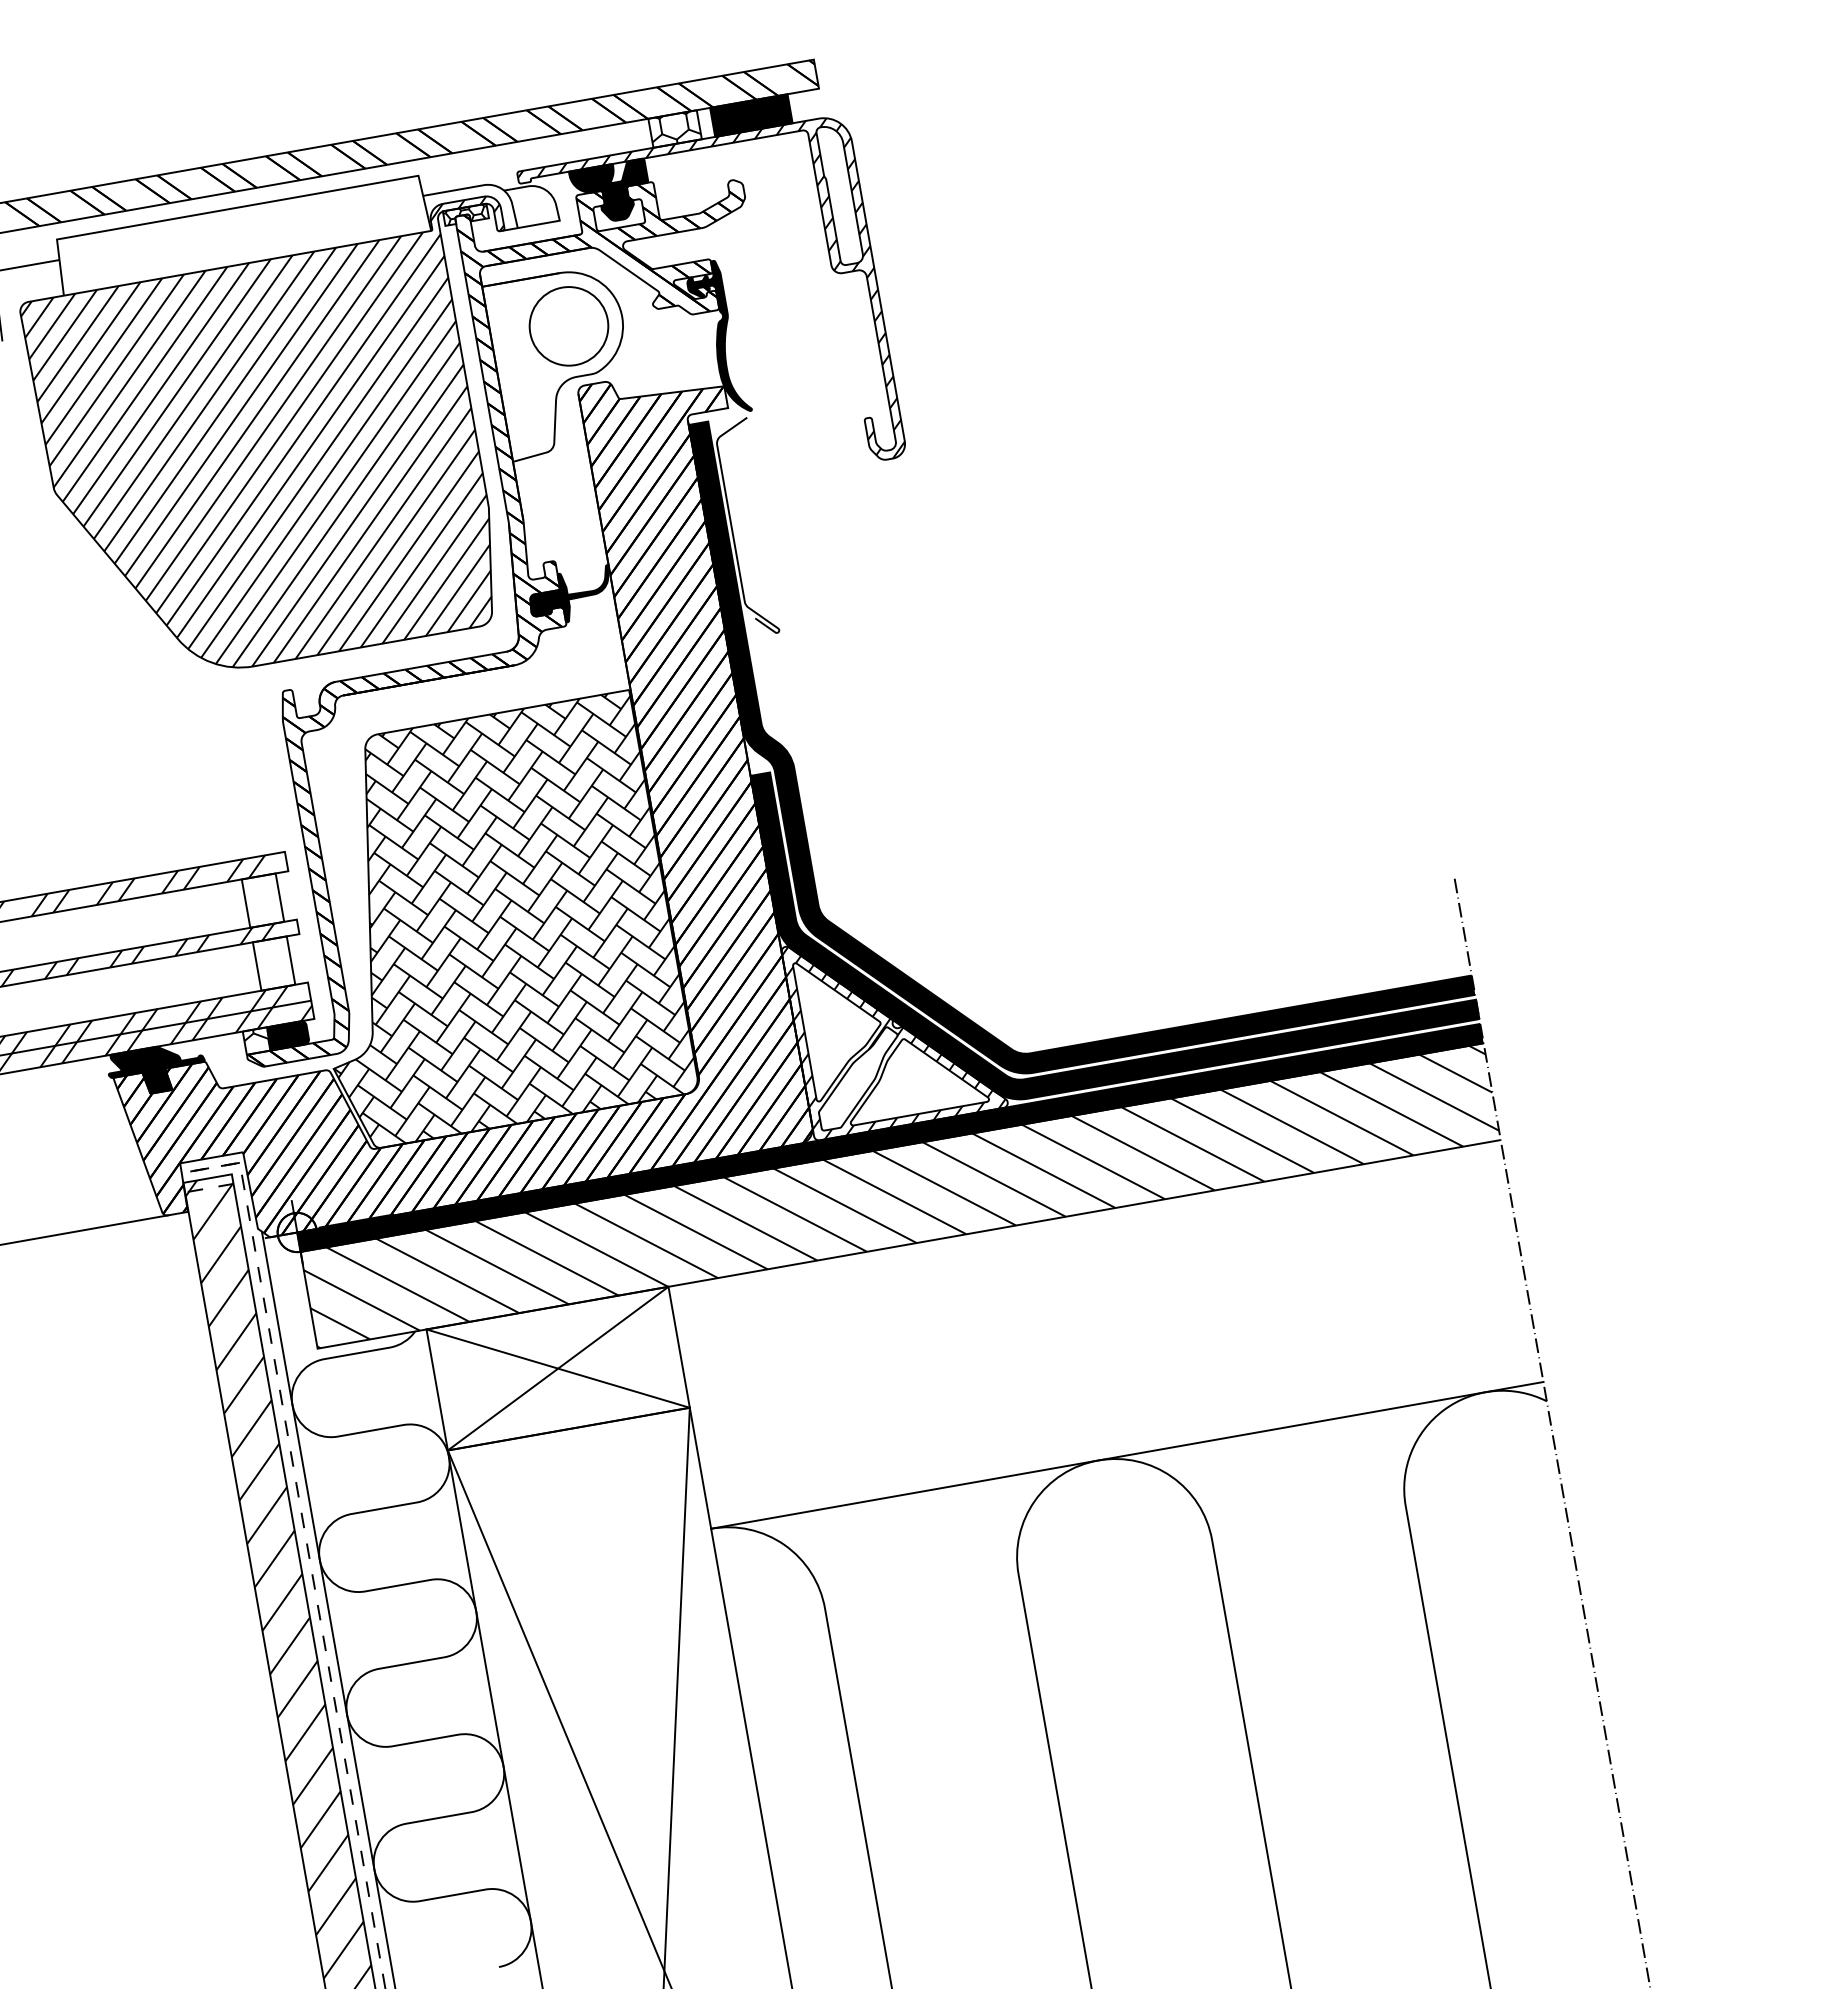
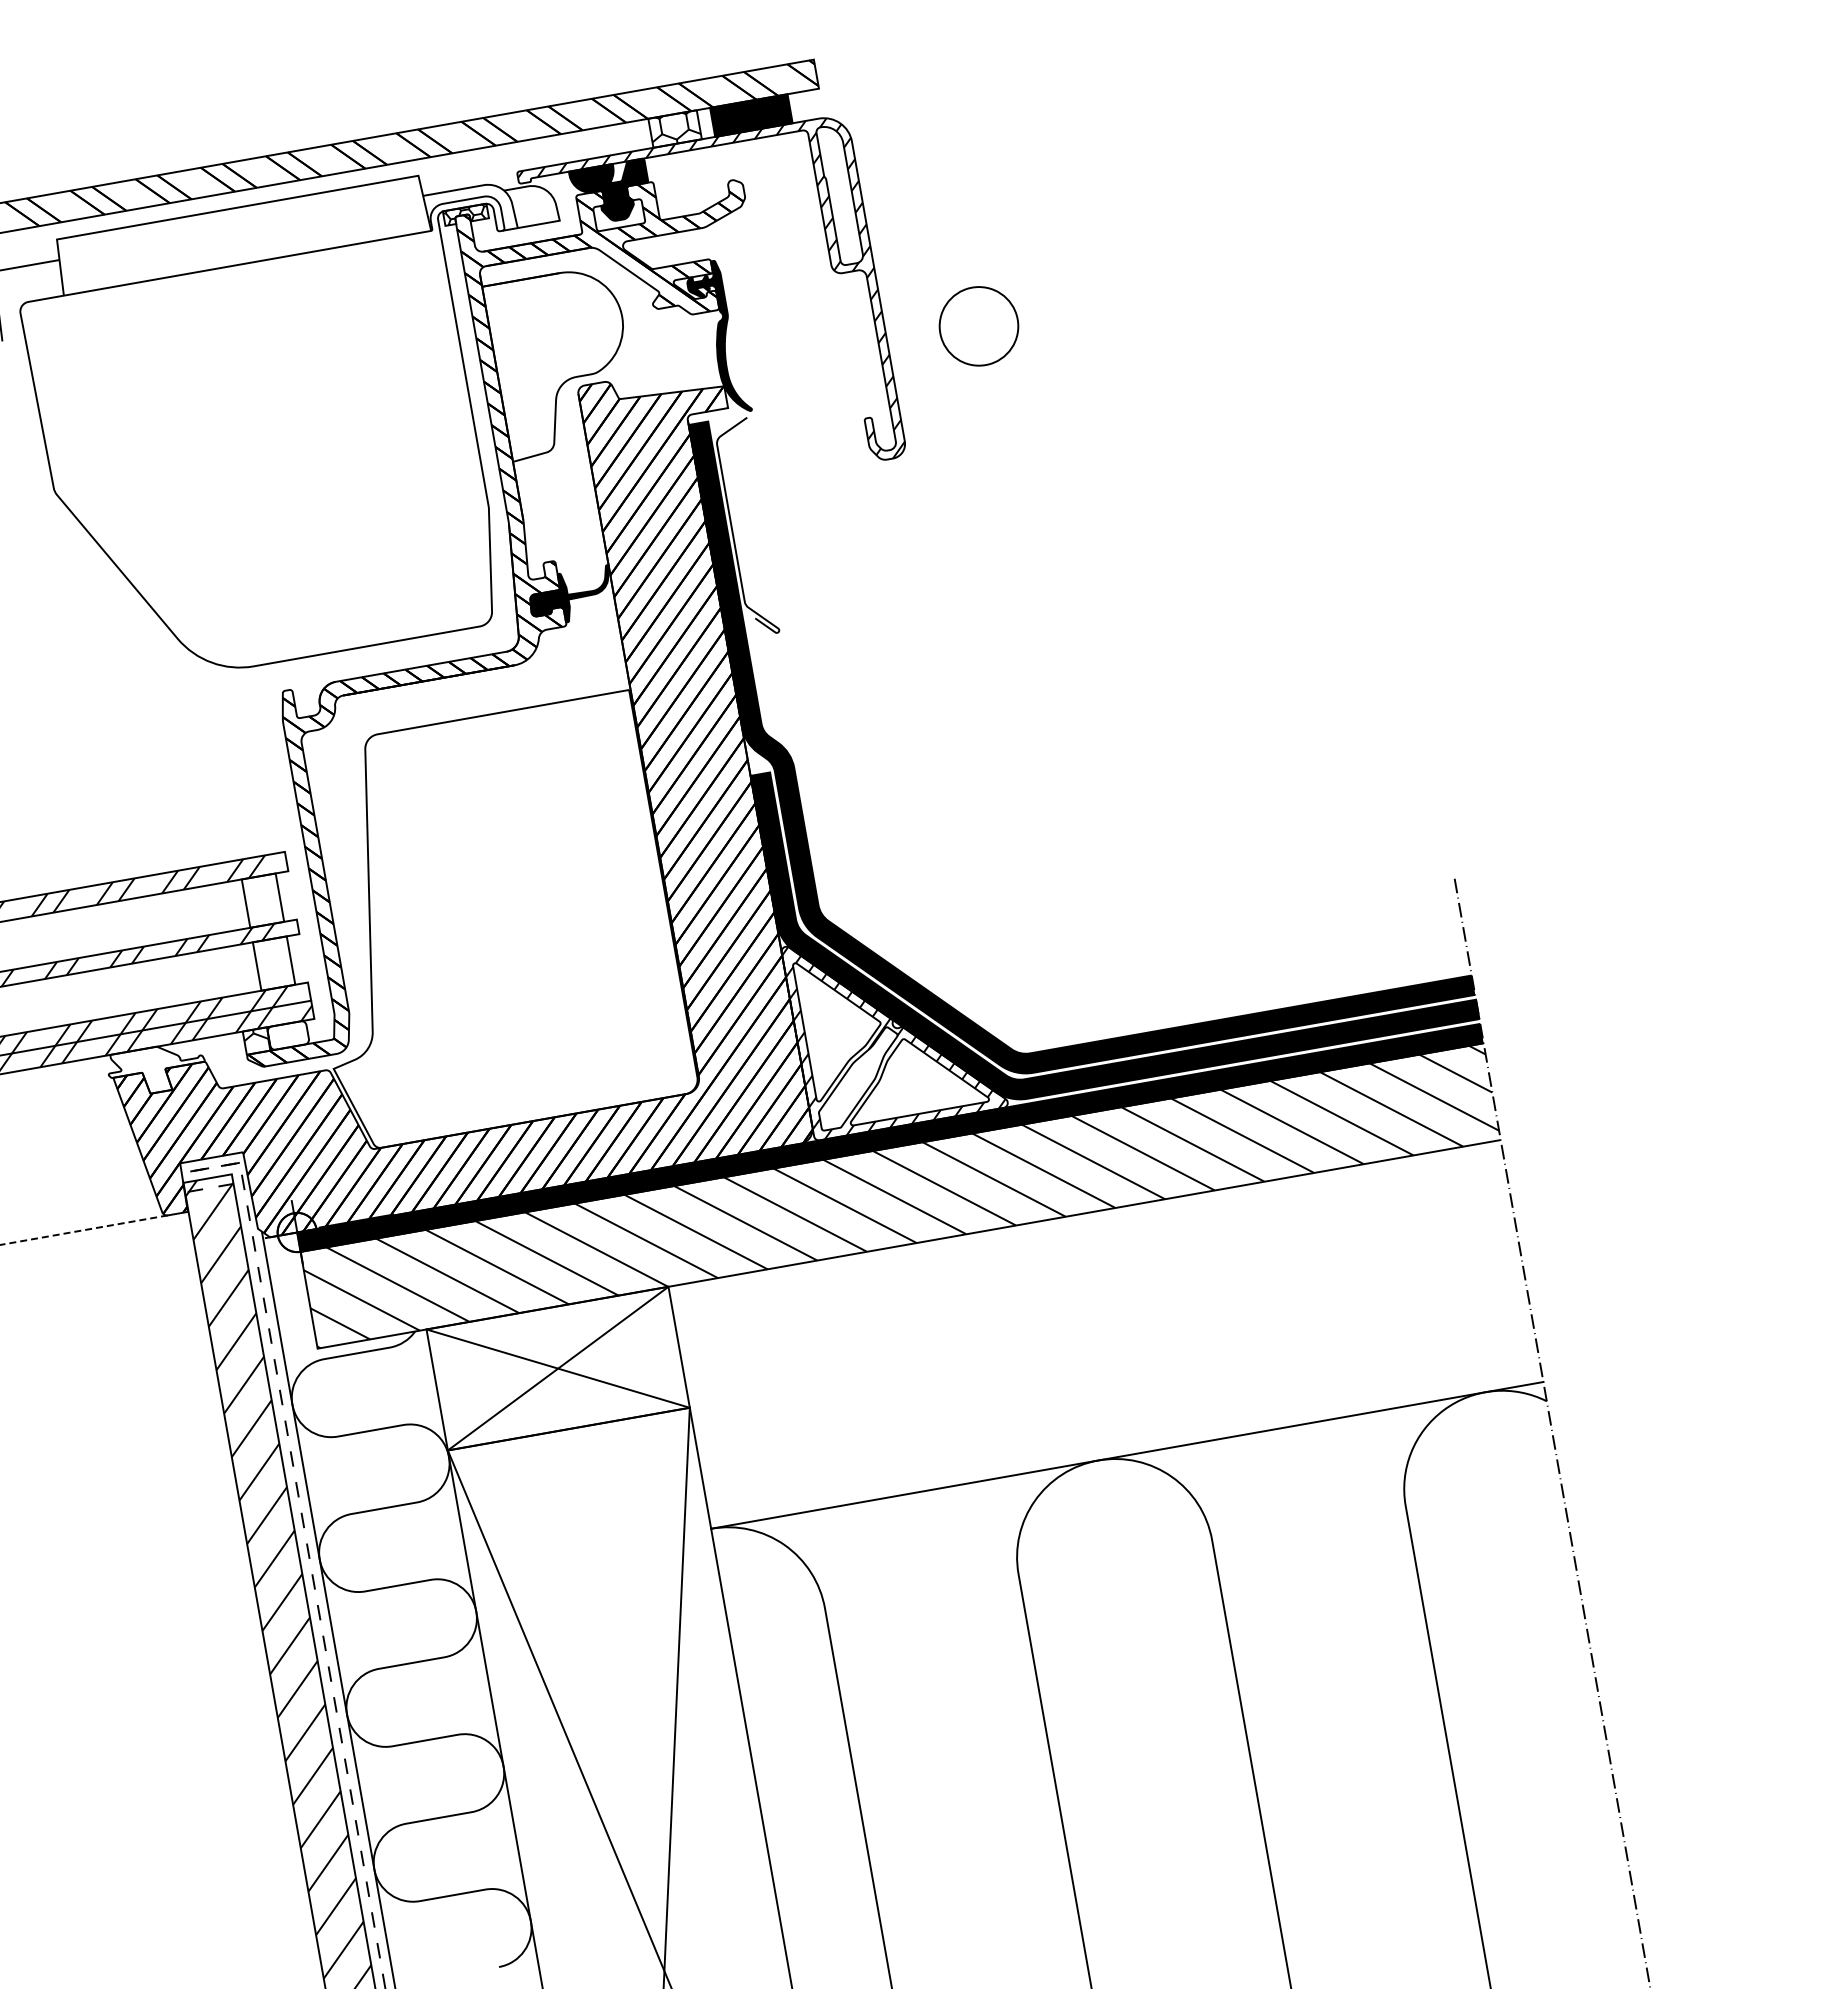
circle position: (568, 326) -> (978, 326) (978, 326)
hatch: present -> none (262, 431)
hatch: present -> none (513, 918)
fill: present -> none (287, 1035)
fill: present -> none (156, 1069)
line: solid -> dashed (84, 1230)
